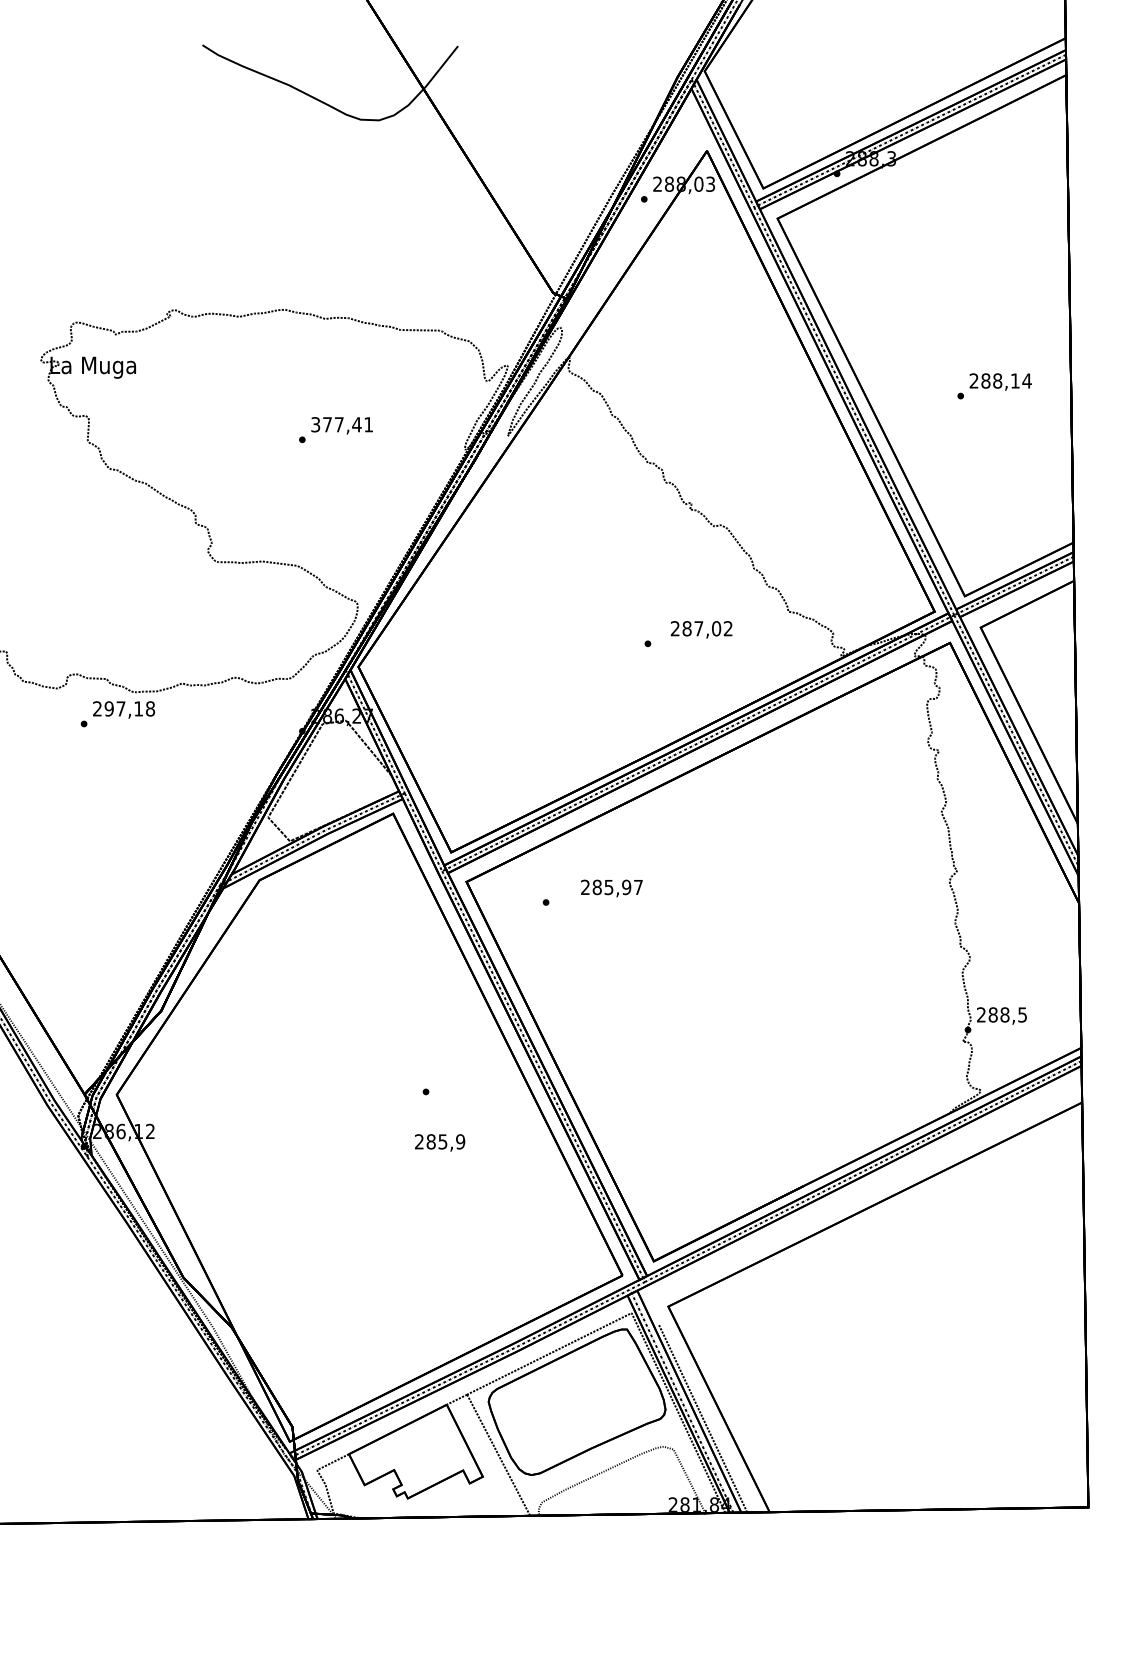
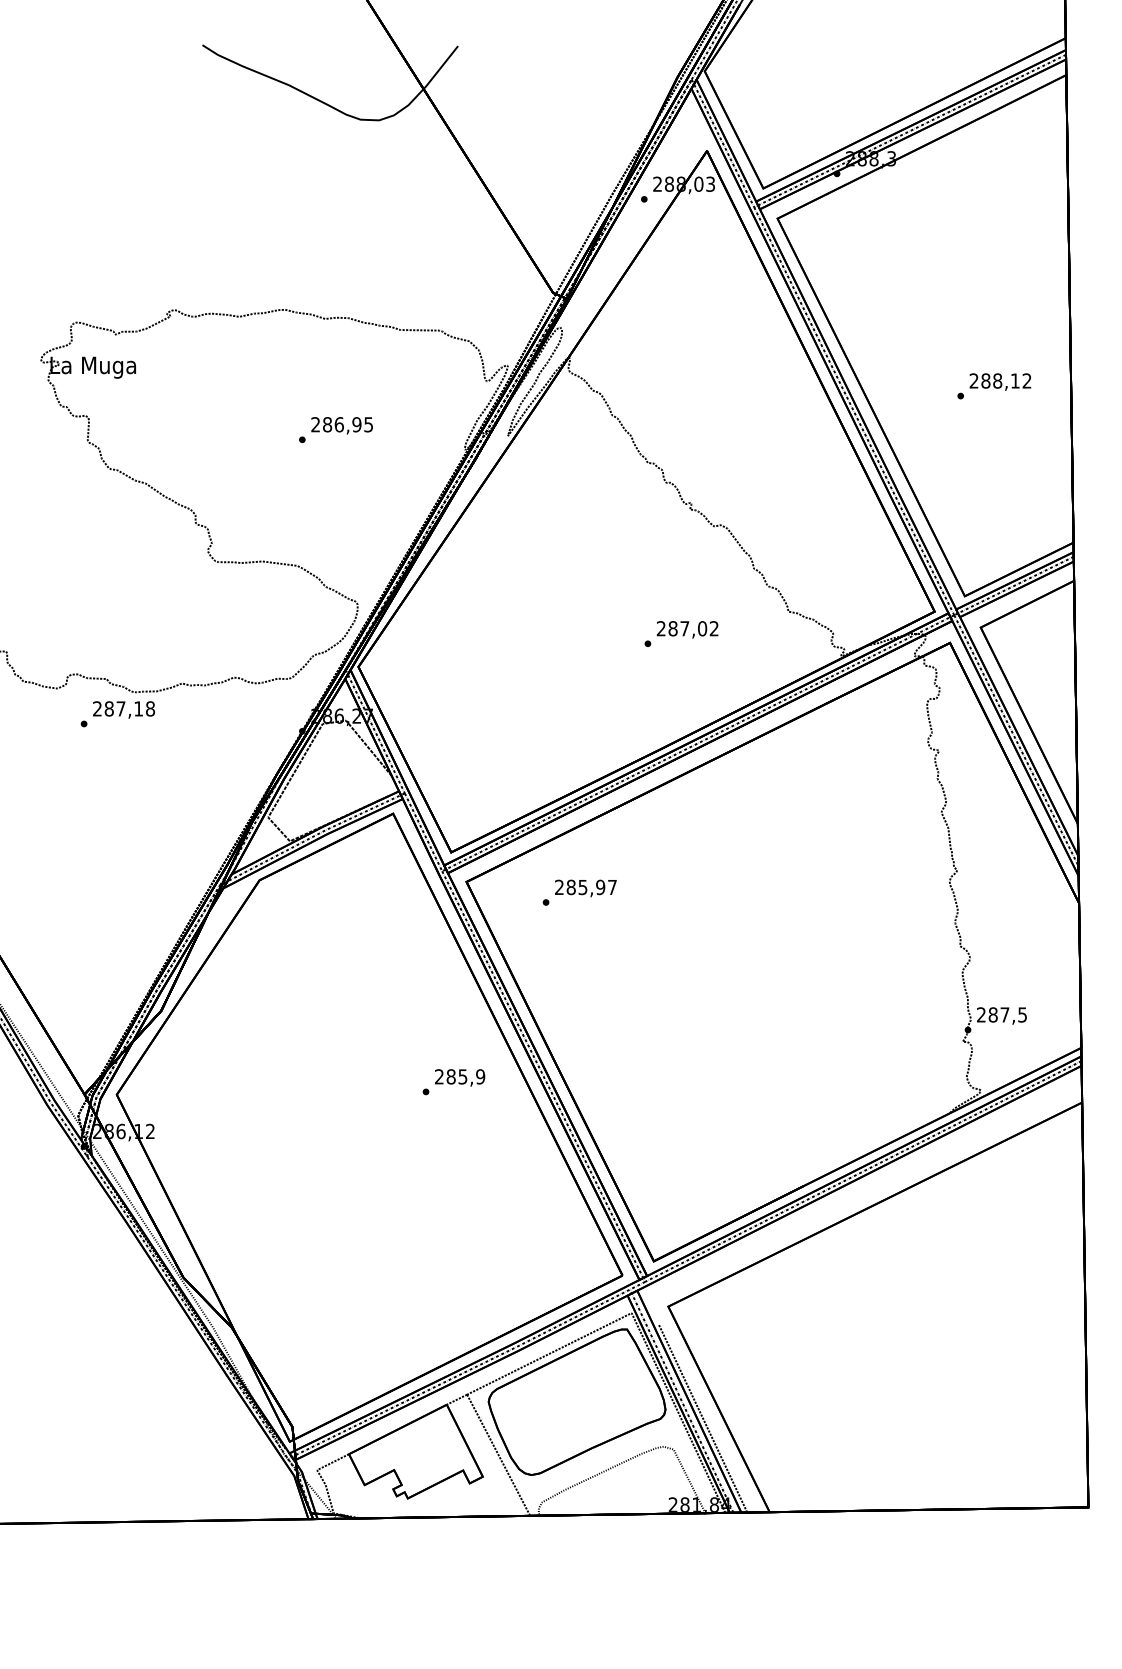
text: 288,14 -> 288,12 (1026, 380)
text: 377,41 -> 286,95 (341, 424)
text position: (701, 629) -> (687, 629) (687, 629)
text: 297,18 -> 287,18 (108, 708)
text position: (611, 888) -> (585, 888) (585, 888)
text: 288,5 -> 287,5 (1004, 1014)
text position: (440, 1142) -> (460, 1077) (460, 1077)
